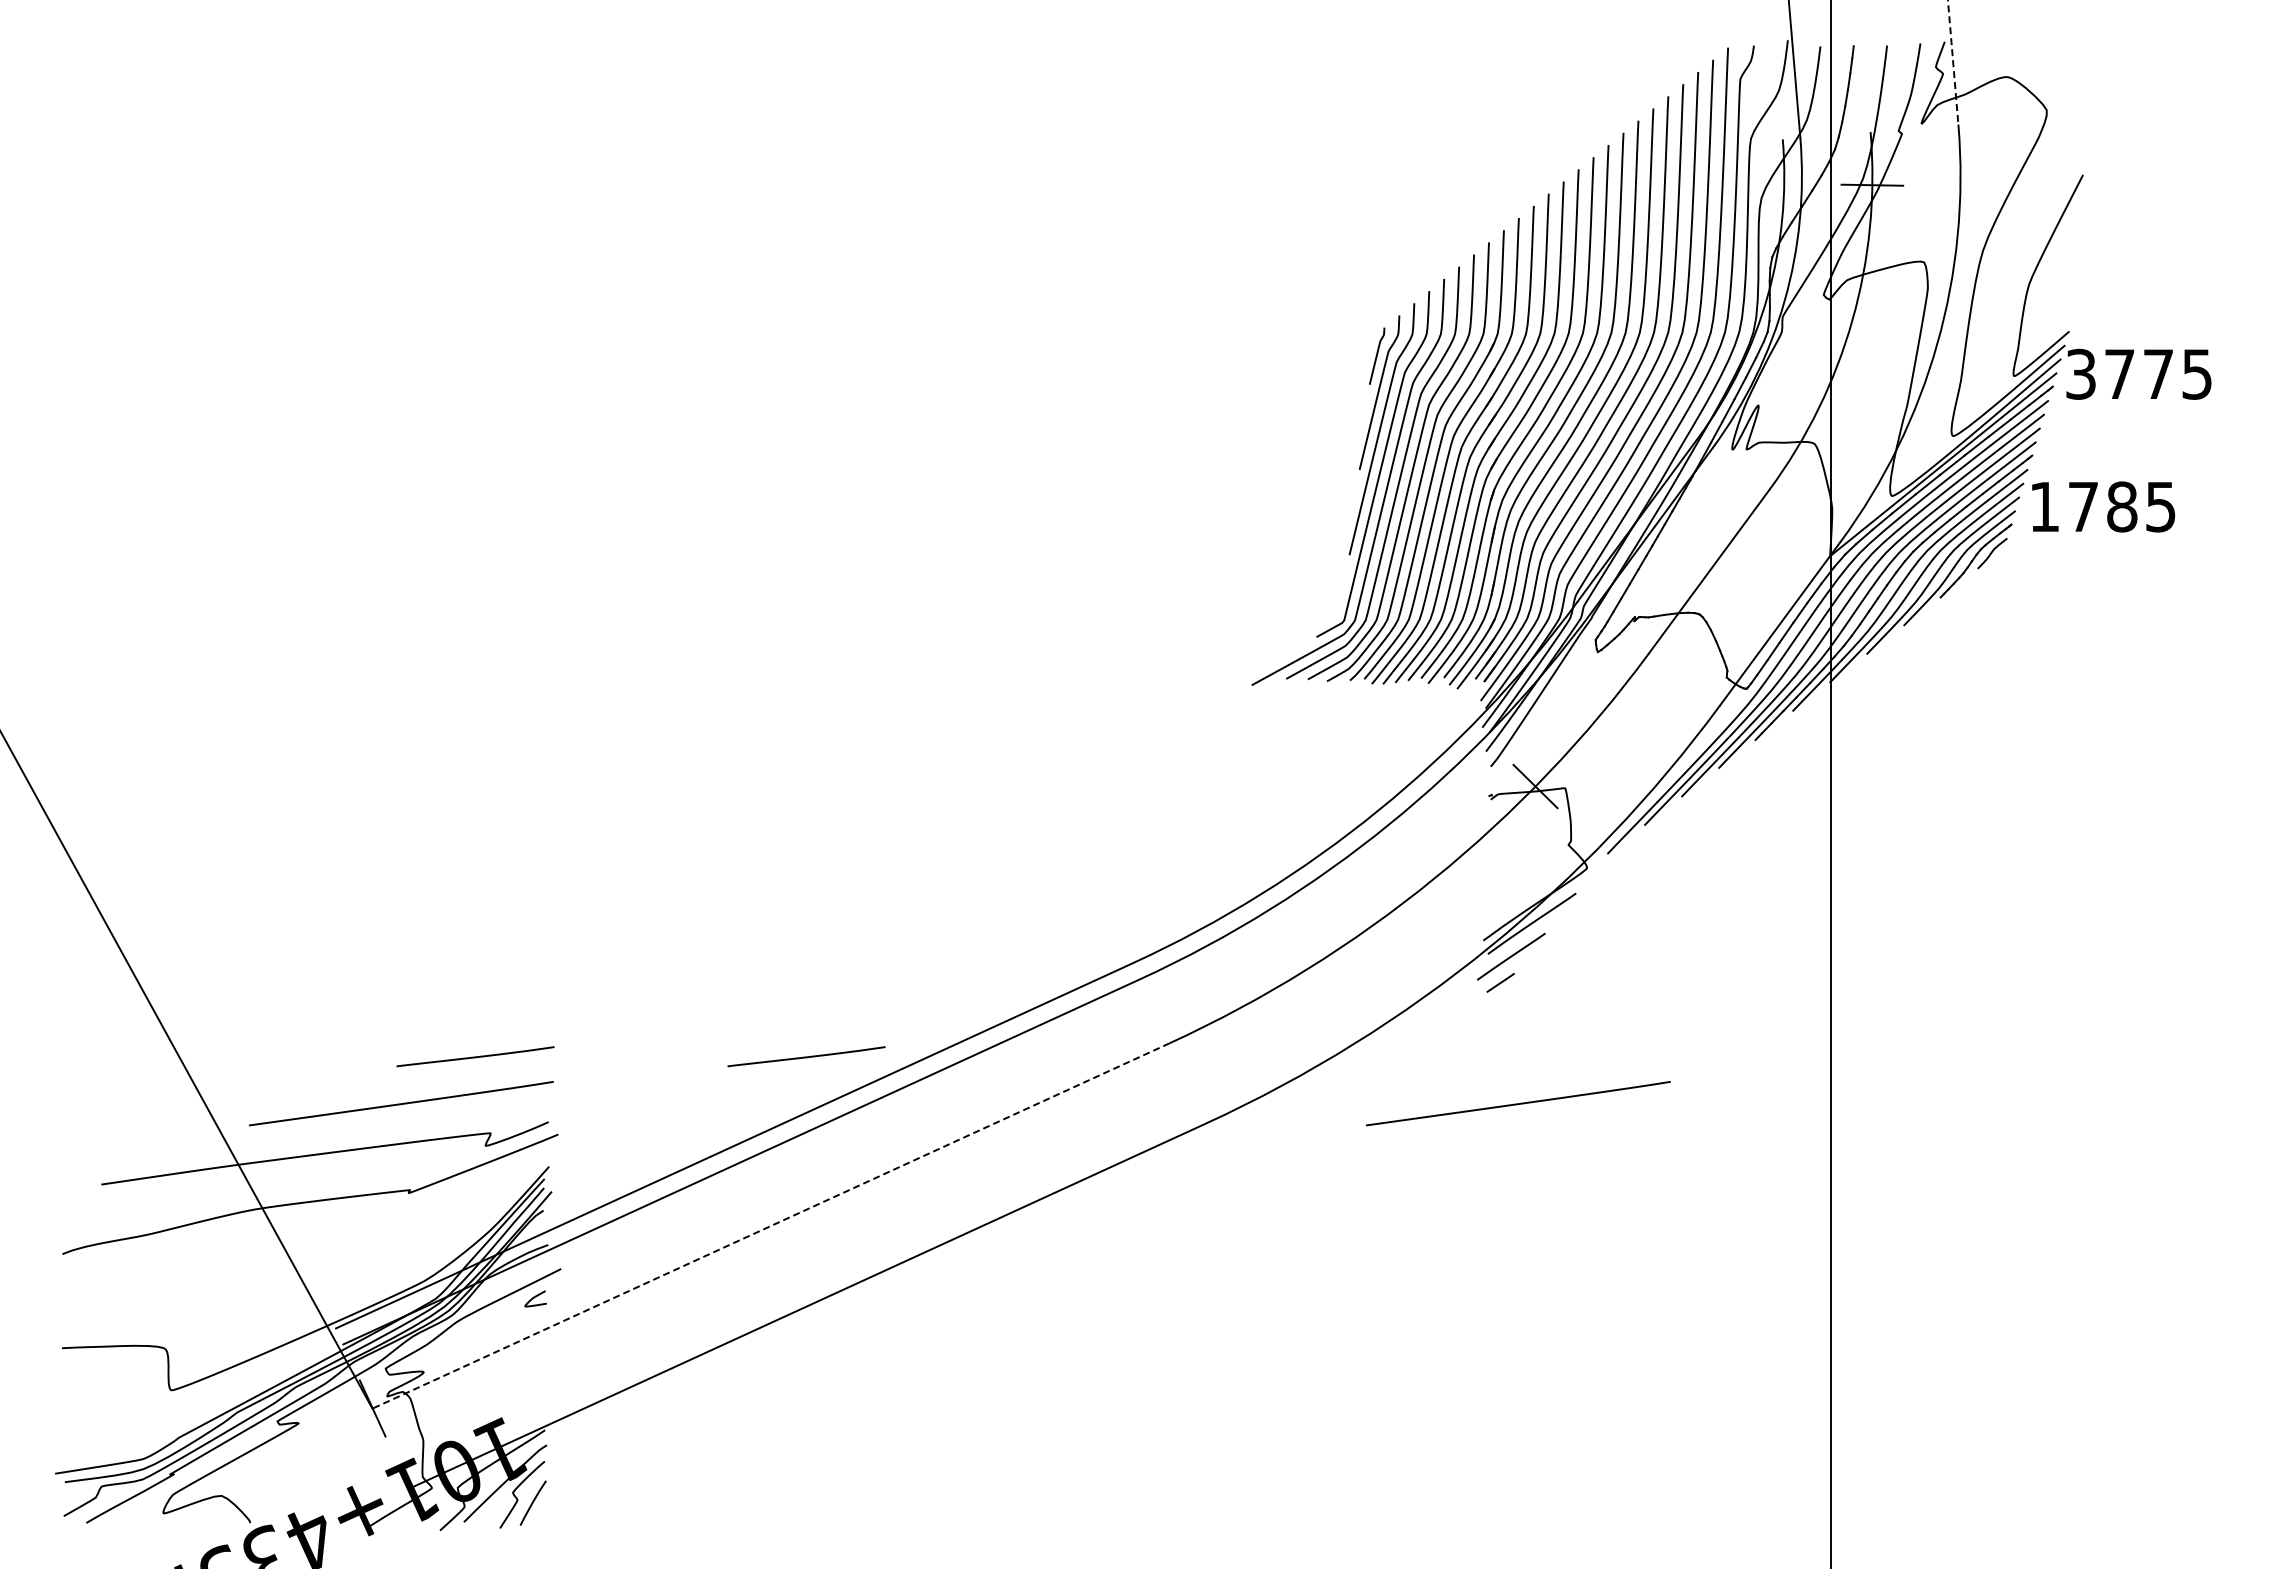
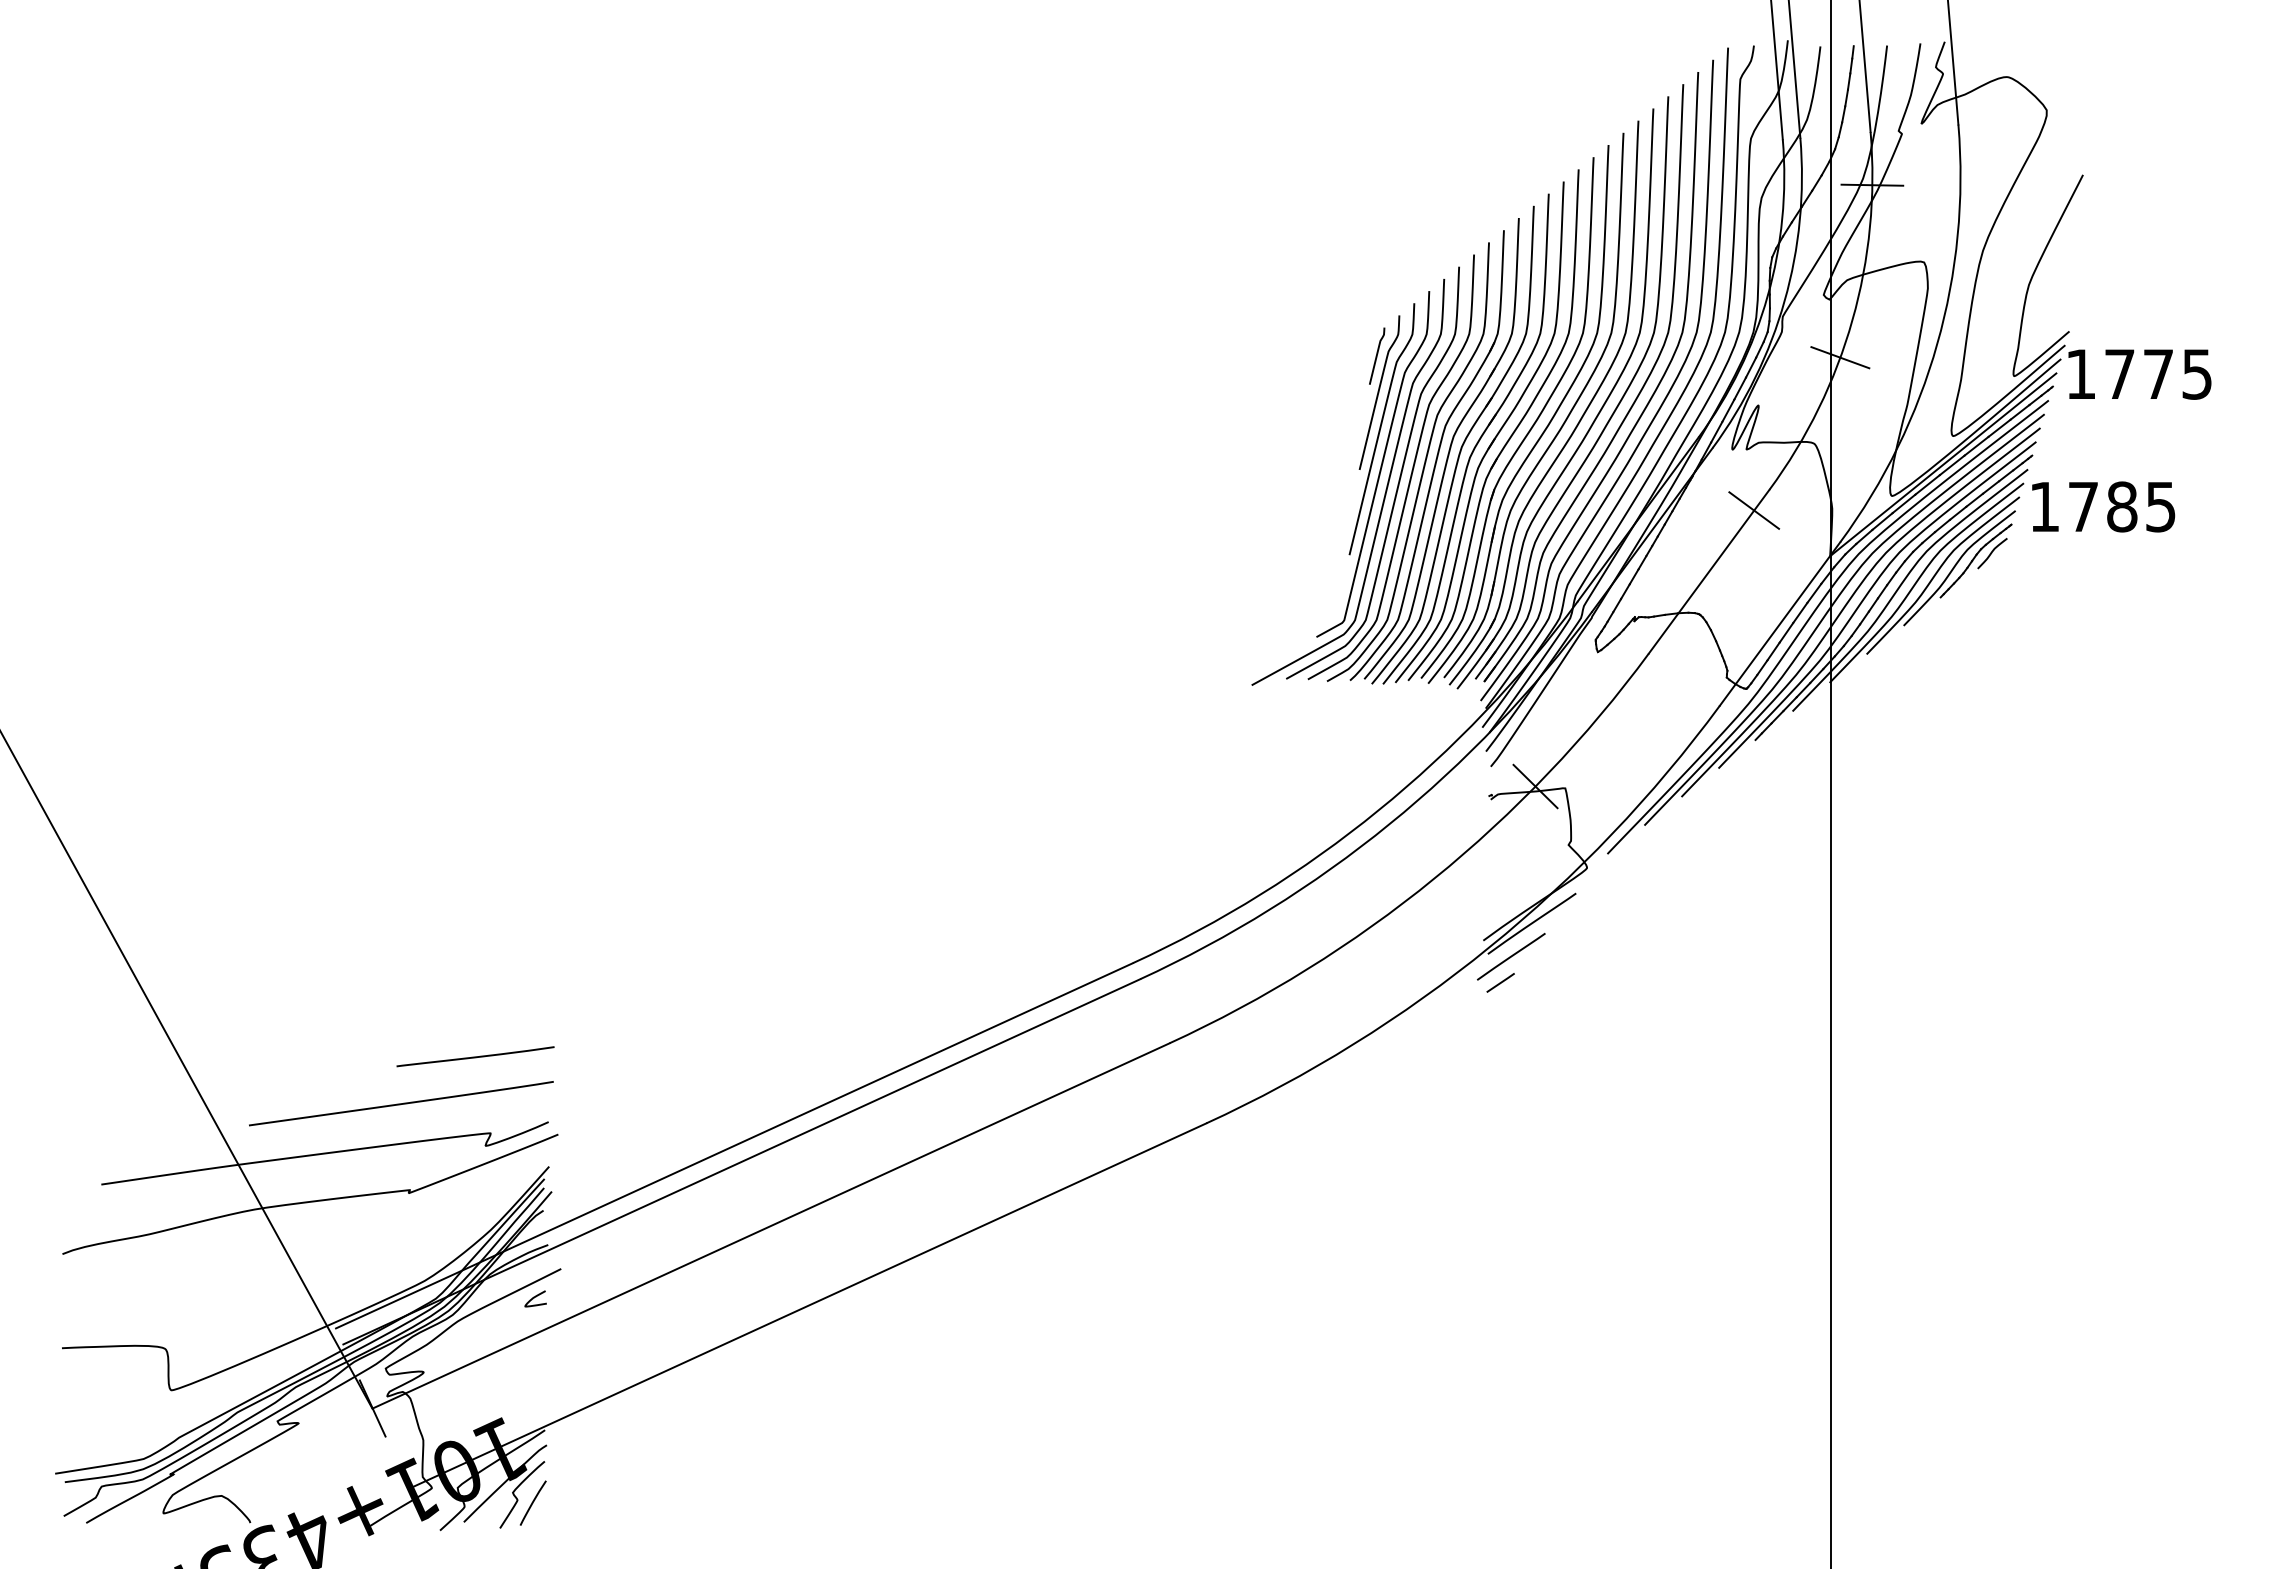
line: dashed -> solid (1953, 62)
line: none -> present (1864, 66)
line: none -> present (1776, 70)
line: none -> present (1840, 357)
text: 3775 -> 1775 (2080, 373)
line: none -> present (1754, 510)
line: present -> none (806, 1056)
line: present -> none (1518, 1103)
line: dashed -> solid (770, 1226)
